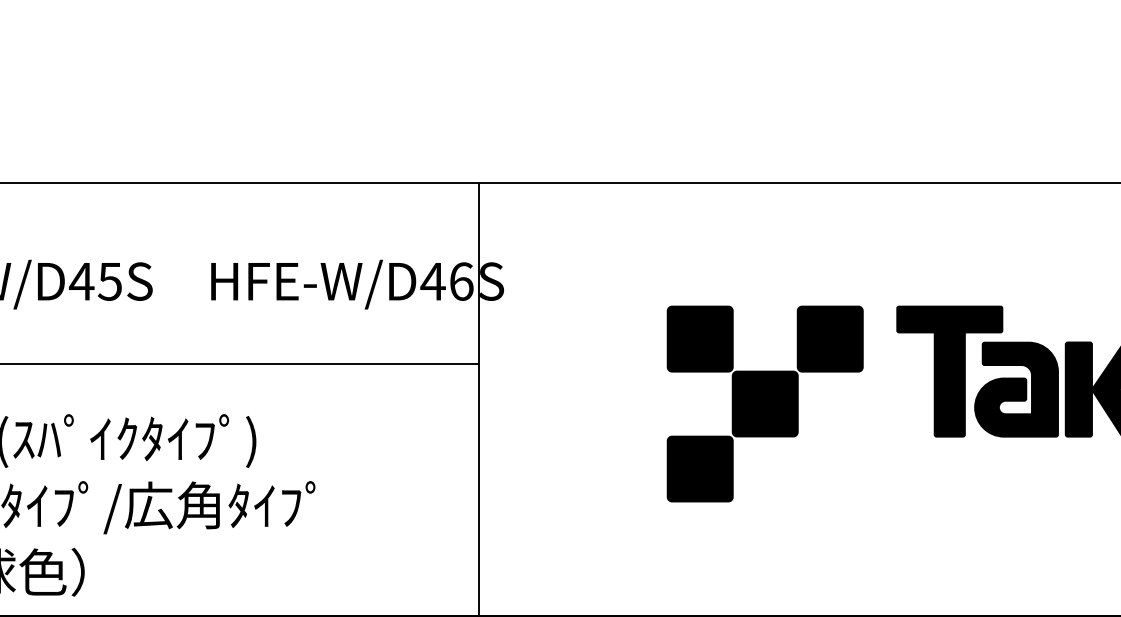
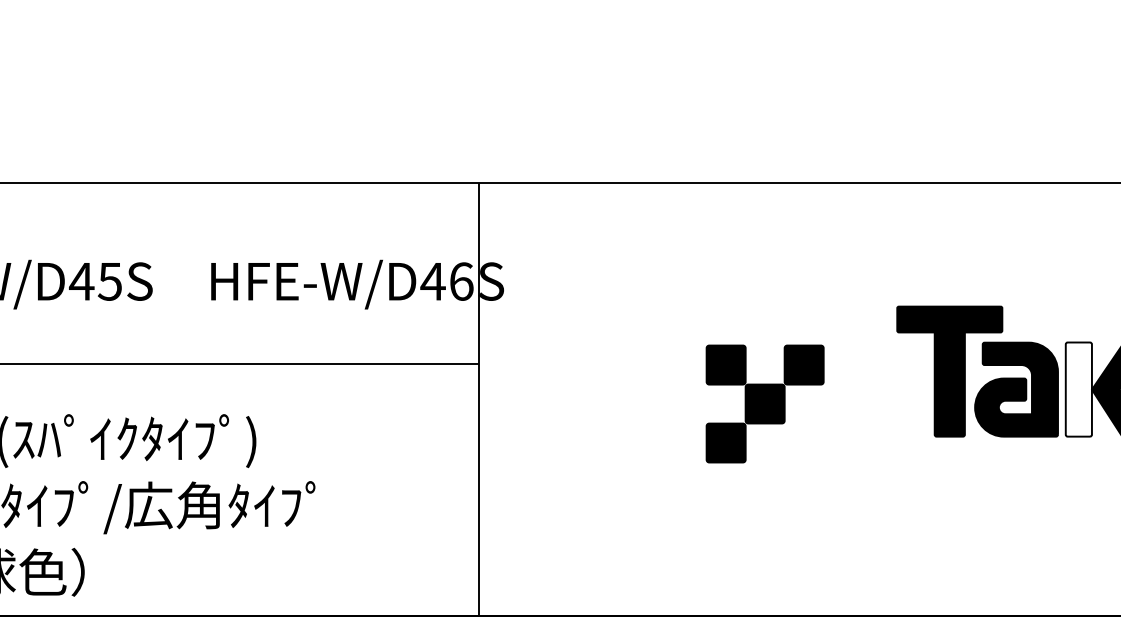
fill: present -> none (1078, 389)
part size: 198x198 px -> 120x120 px (764, 403)
